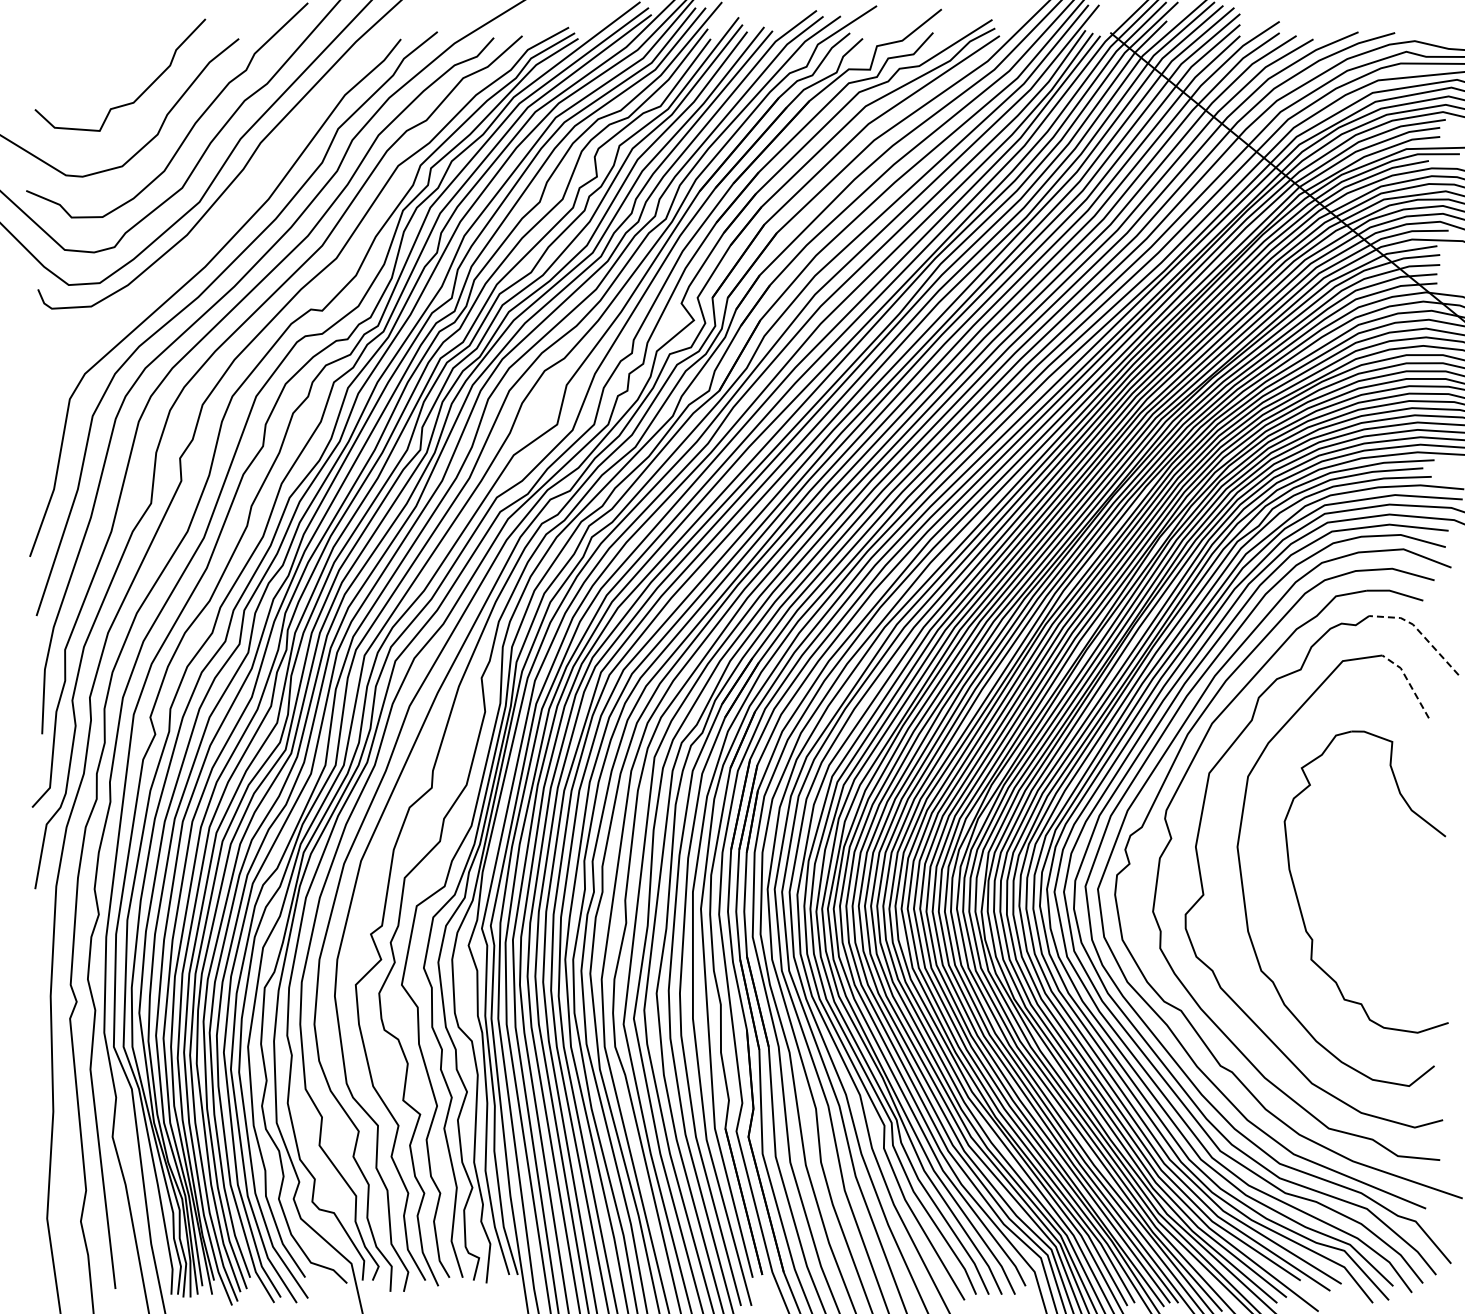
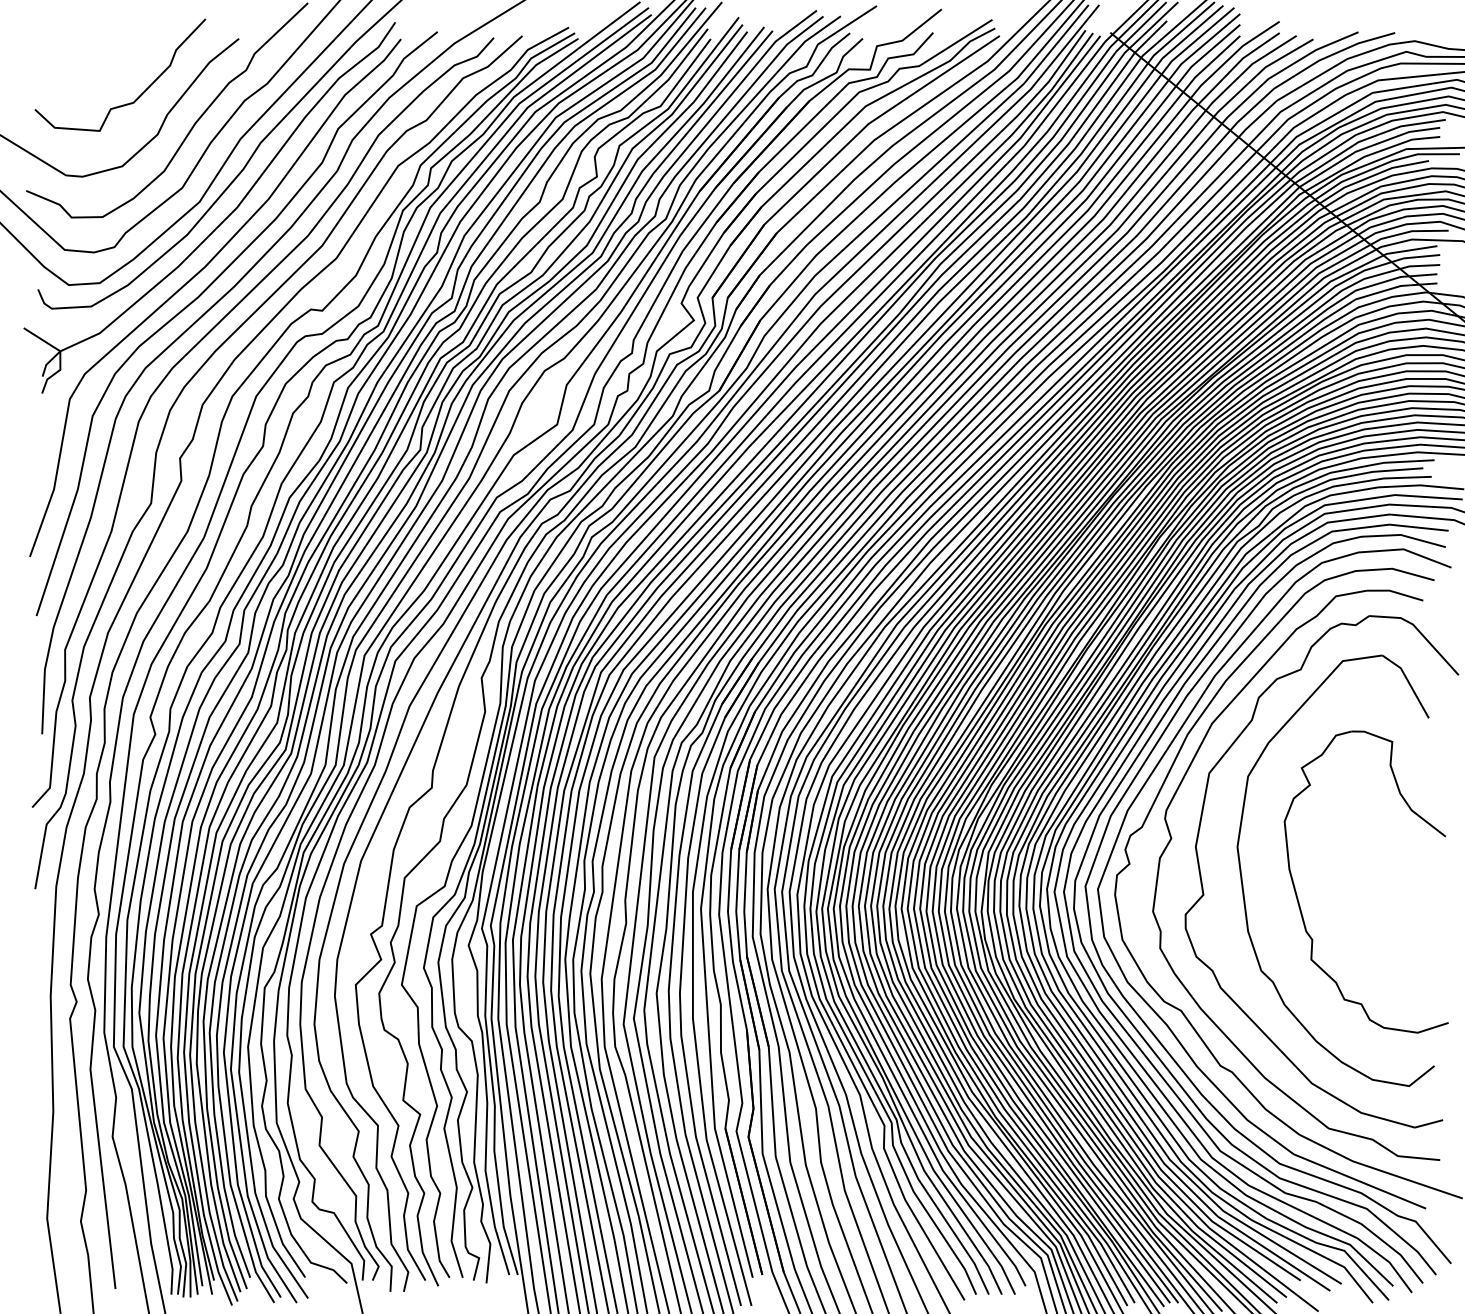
part: none -> present (223, 220)
line: dashed -> solid (1419, 631)
line: dashed -> solid (1409, 682)
